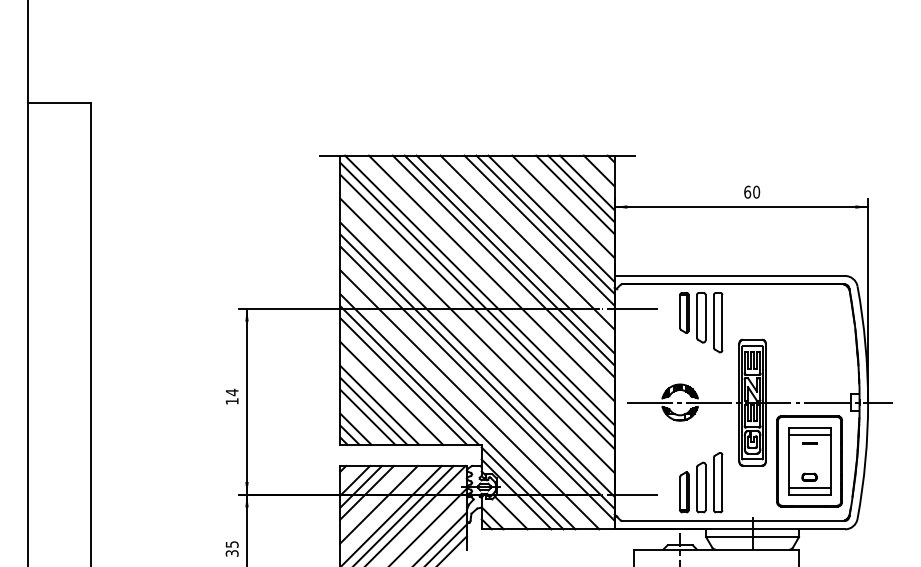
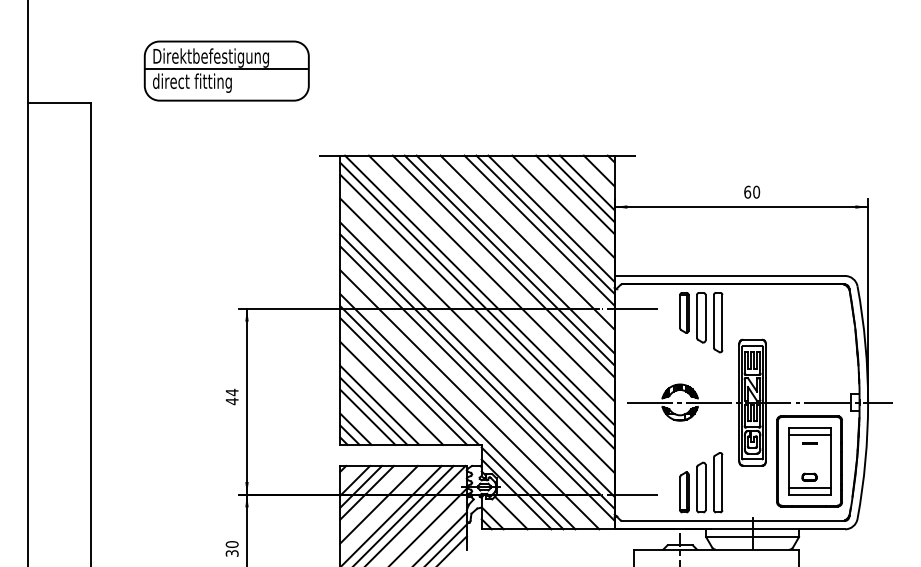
part: none -> present (226, 70)
text: 14 -> 44 (231, 401)
text: 35 -> 30 (231, 544)
